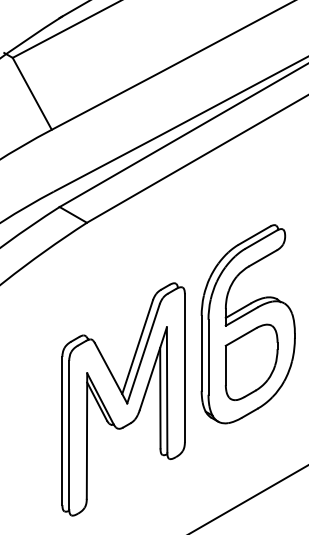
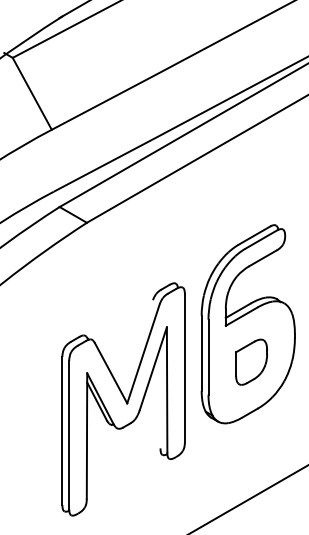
line: present -> none (137, 347)
part size: 55x78 px -> 33x48 px (251, 361)
line: present -> none (160, 397)
